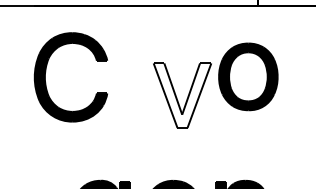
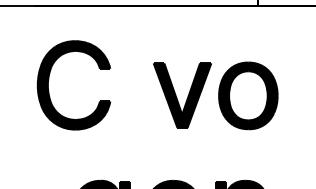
part position: (248, 76) -> (248, 95) (248, 95)
part position: (46, 82) -> (49, 90) (49, 90)
fill: none -> present (182, 95)
